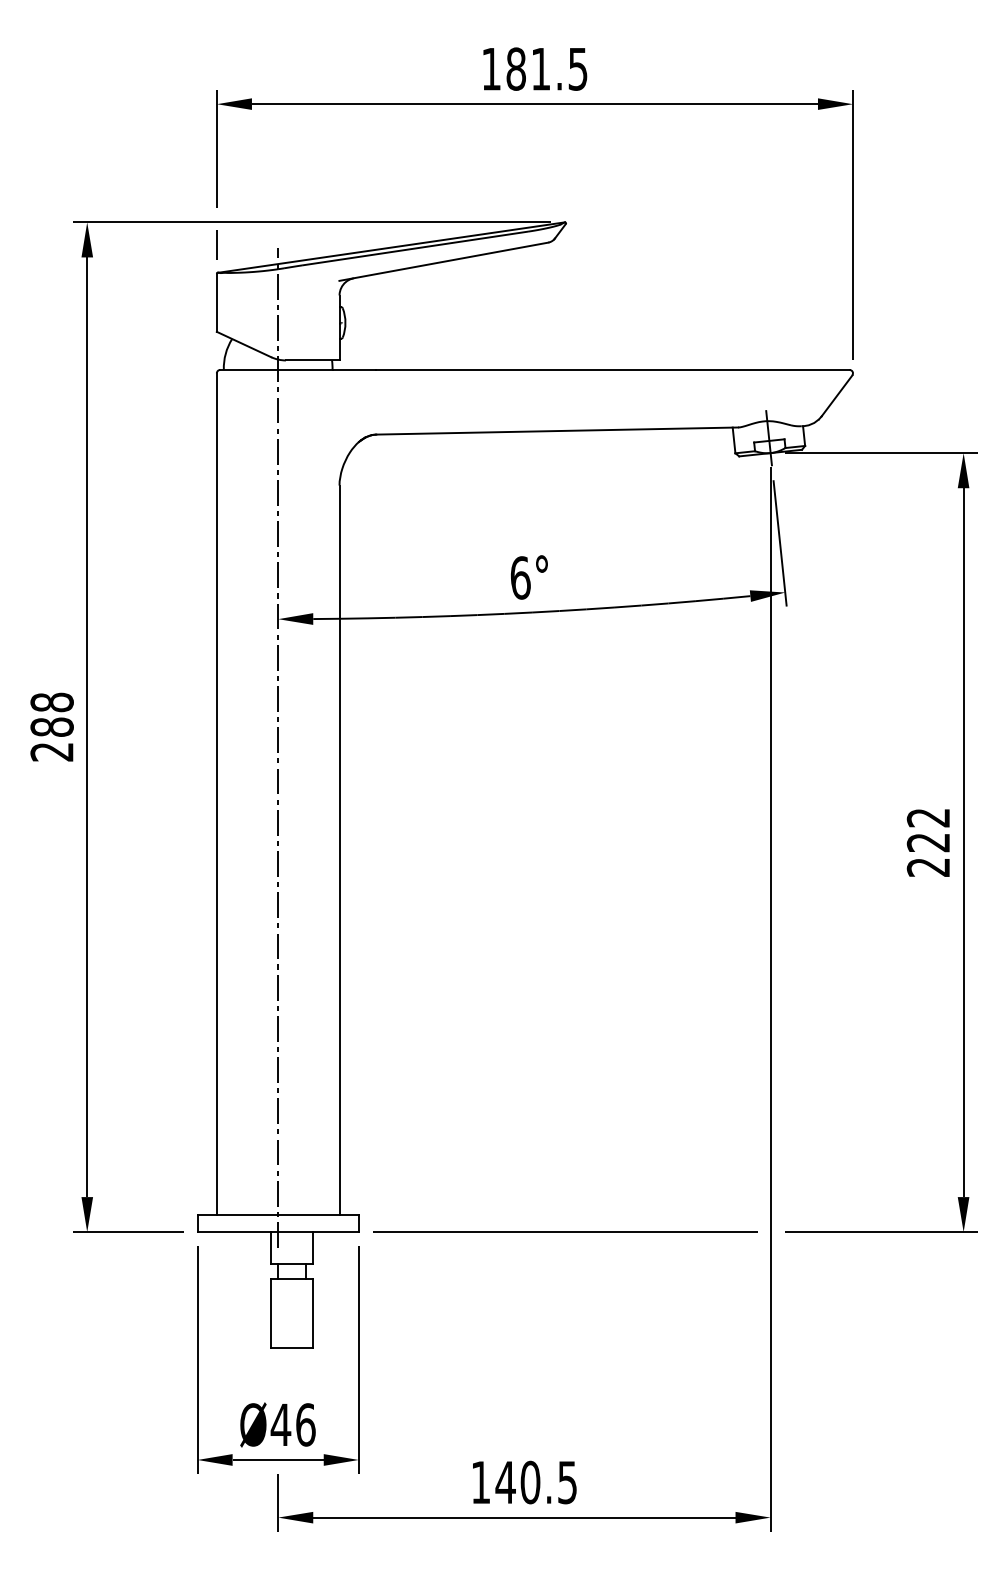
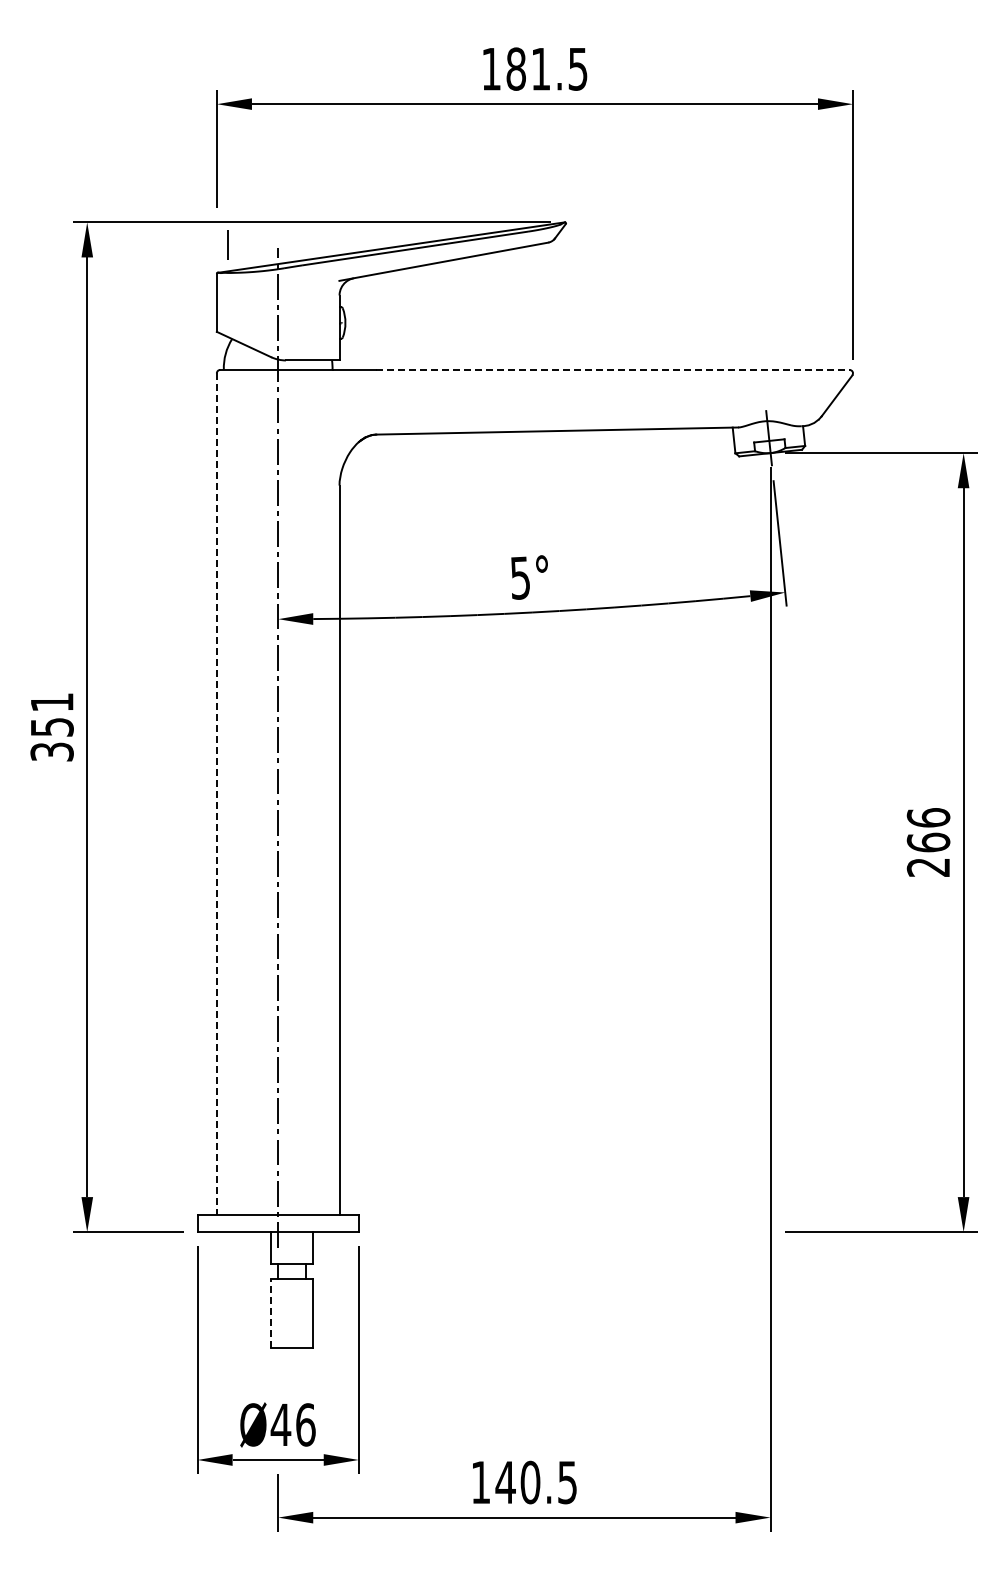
line position: (216, 244) -> (227, 244) (227, 244)
line: solid -> dashed (612, 369)
text: 6° -> 5° (520, 577)
text: 288 -> 351 (51, 726)
line: solid -> dashed (216, 794)
text: 222 -> 266 (928, 830)
line: present -> none (565, 1231)
line: solid -> dashed (271, 1313)
